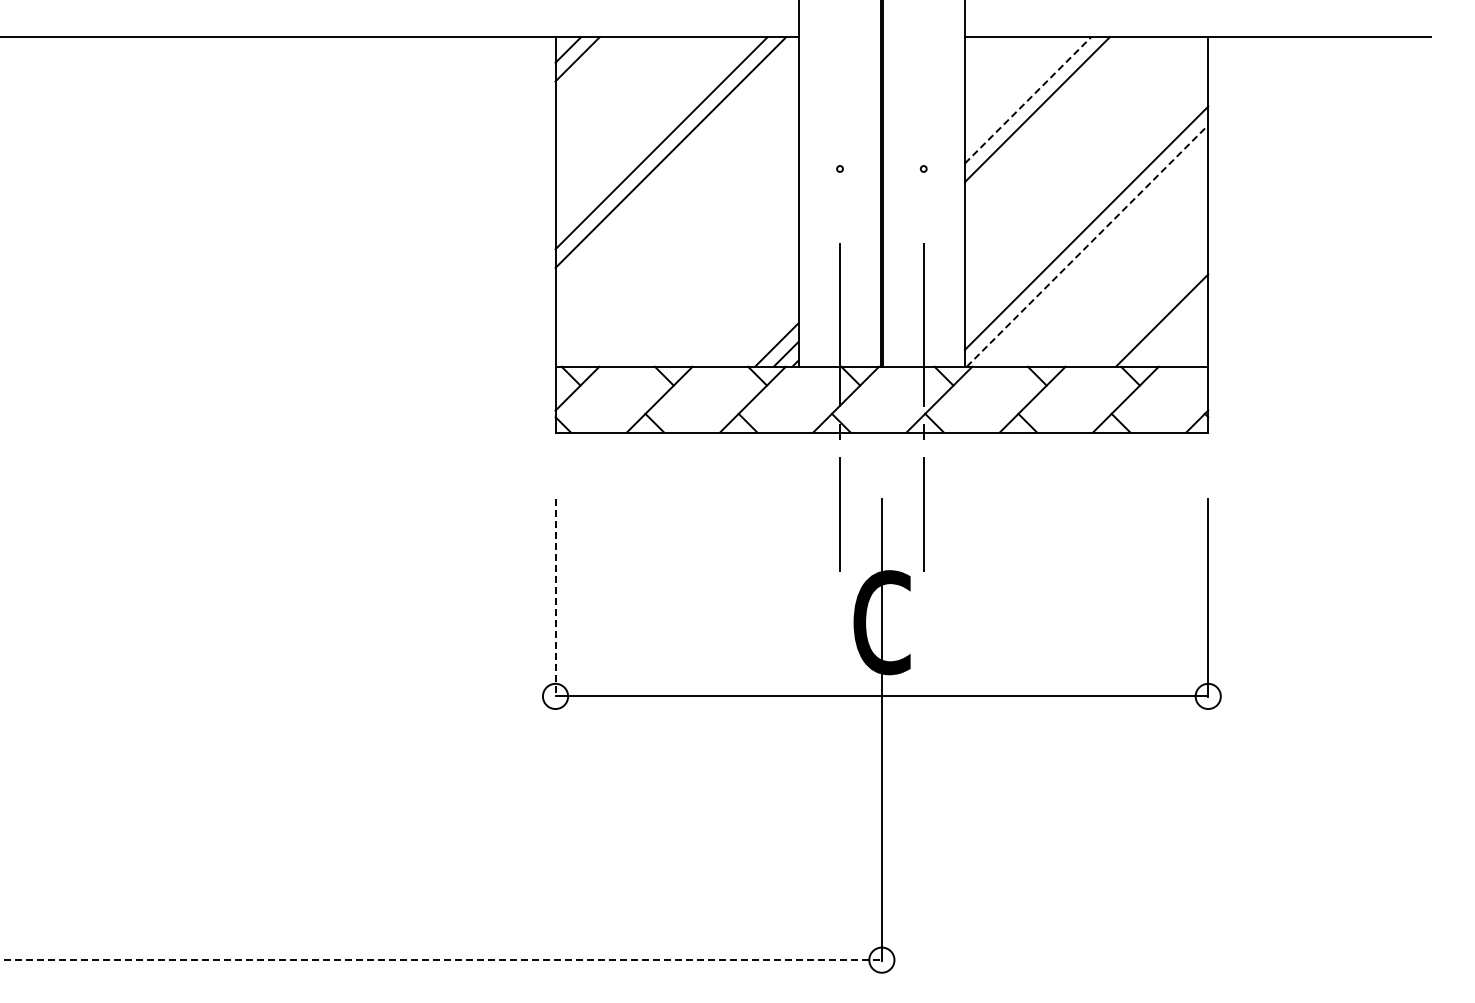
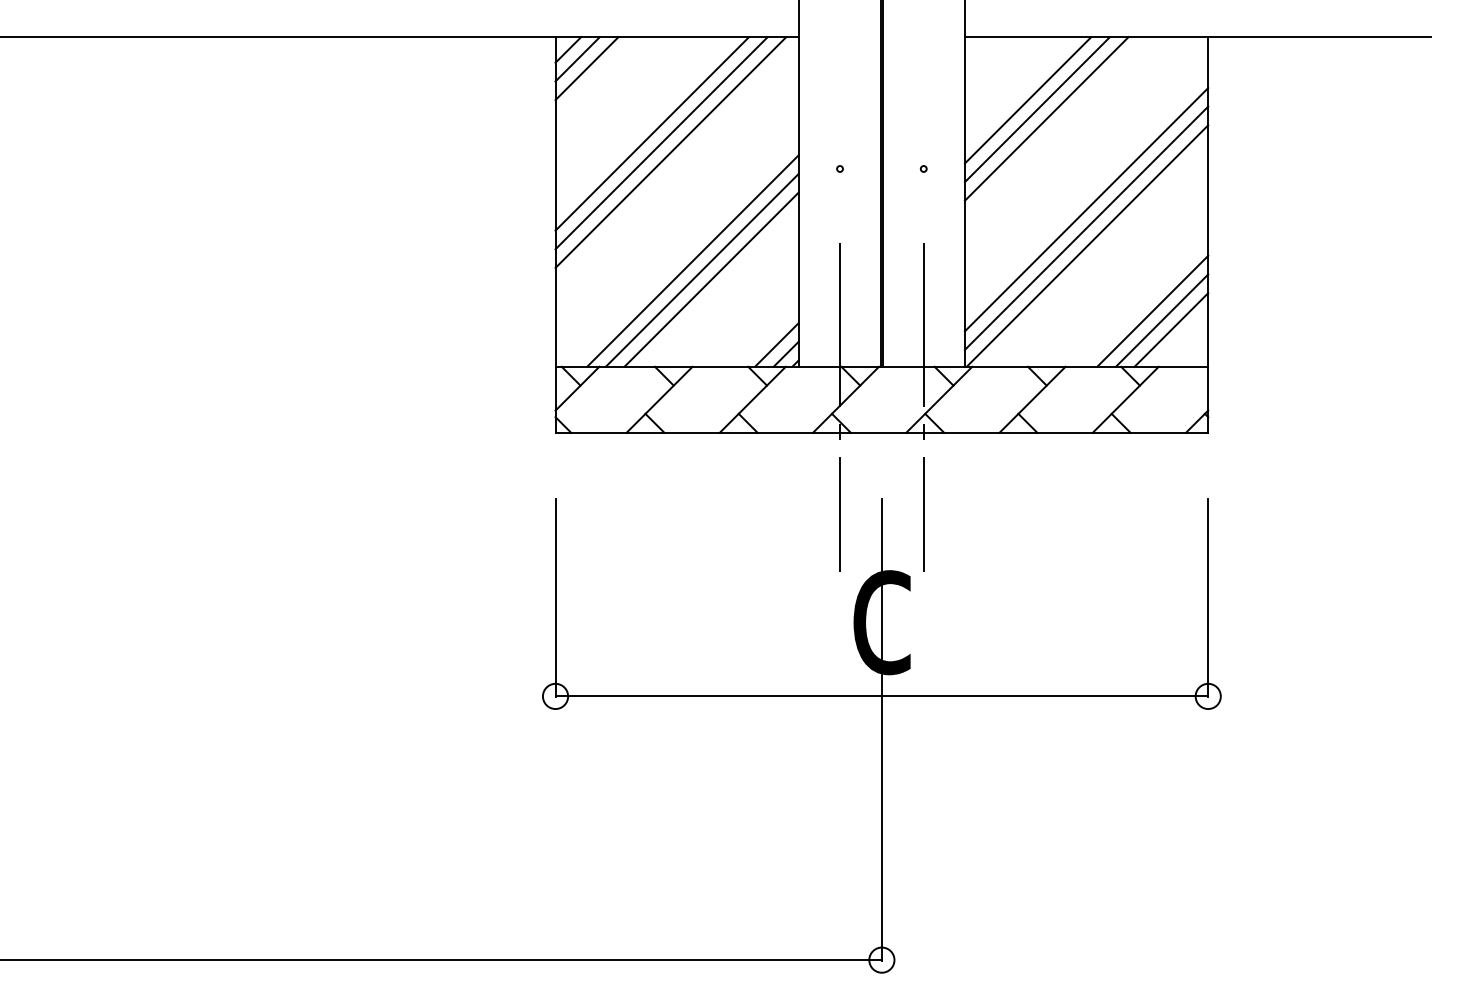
line: none -> present (586, 68)
line: dashed -> solid (1028, 99)
line: none -> present (1046, 118)
line: none -> present (652, 133)
line: none -> present (1086, 209)
line: dashed -> solid (1087, 246)
line: none -> present (692, 260)
line: none -> present (701, 269)
line: none -> present (711, 279)
line: none -> present (1152, 310)
line: none -> present (1171, 329)
line: dashed -> solid (555, 598)
line: dashed -> solid (440, 960)
